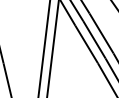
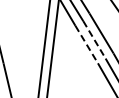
line: solid -> dashed (94, 39)
line: solid -> dashed (86, 44)
